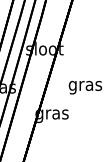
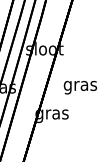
text position: (85, 87) -> (80, 87) (80, 87)
